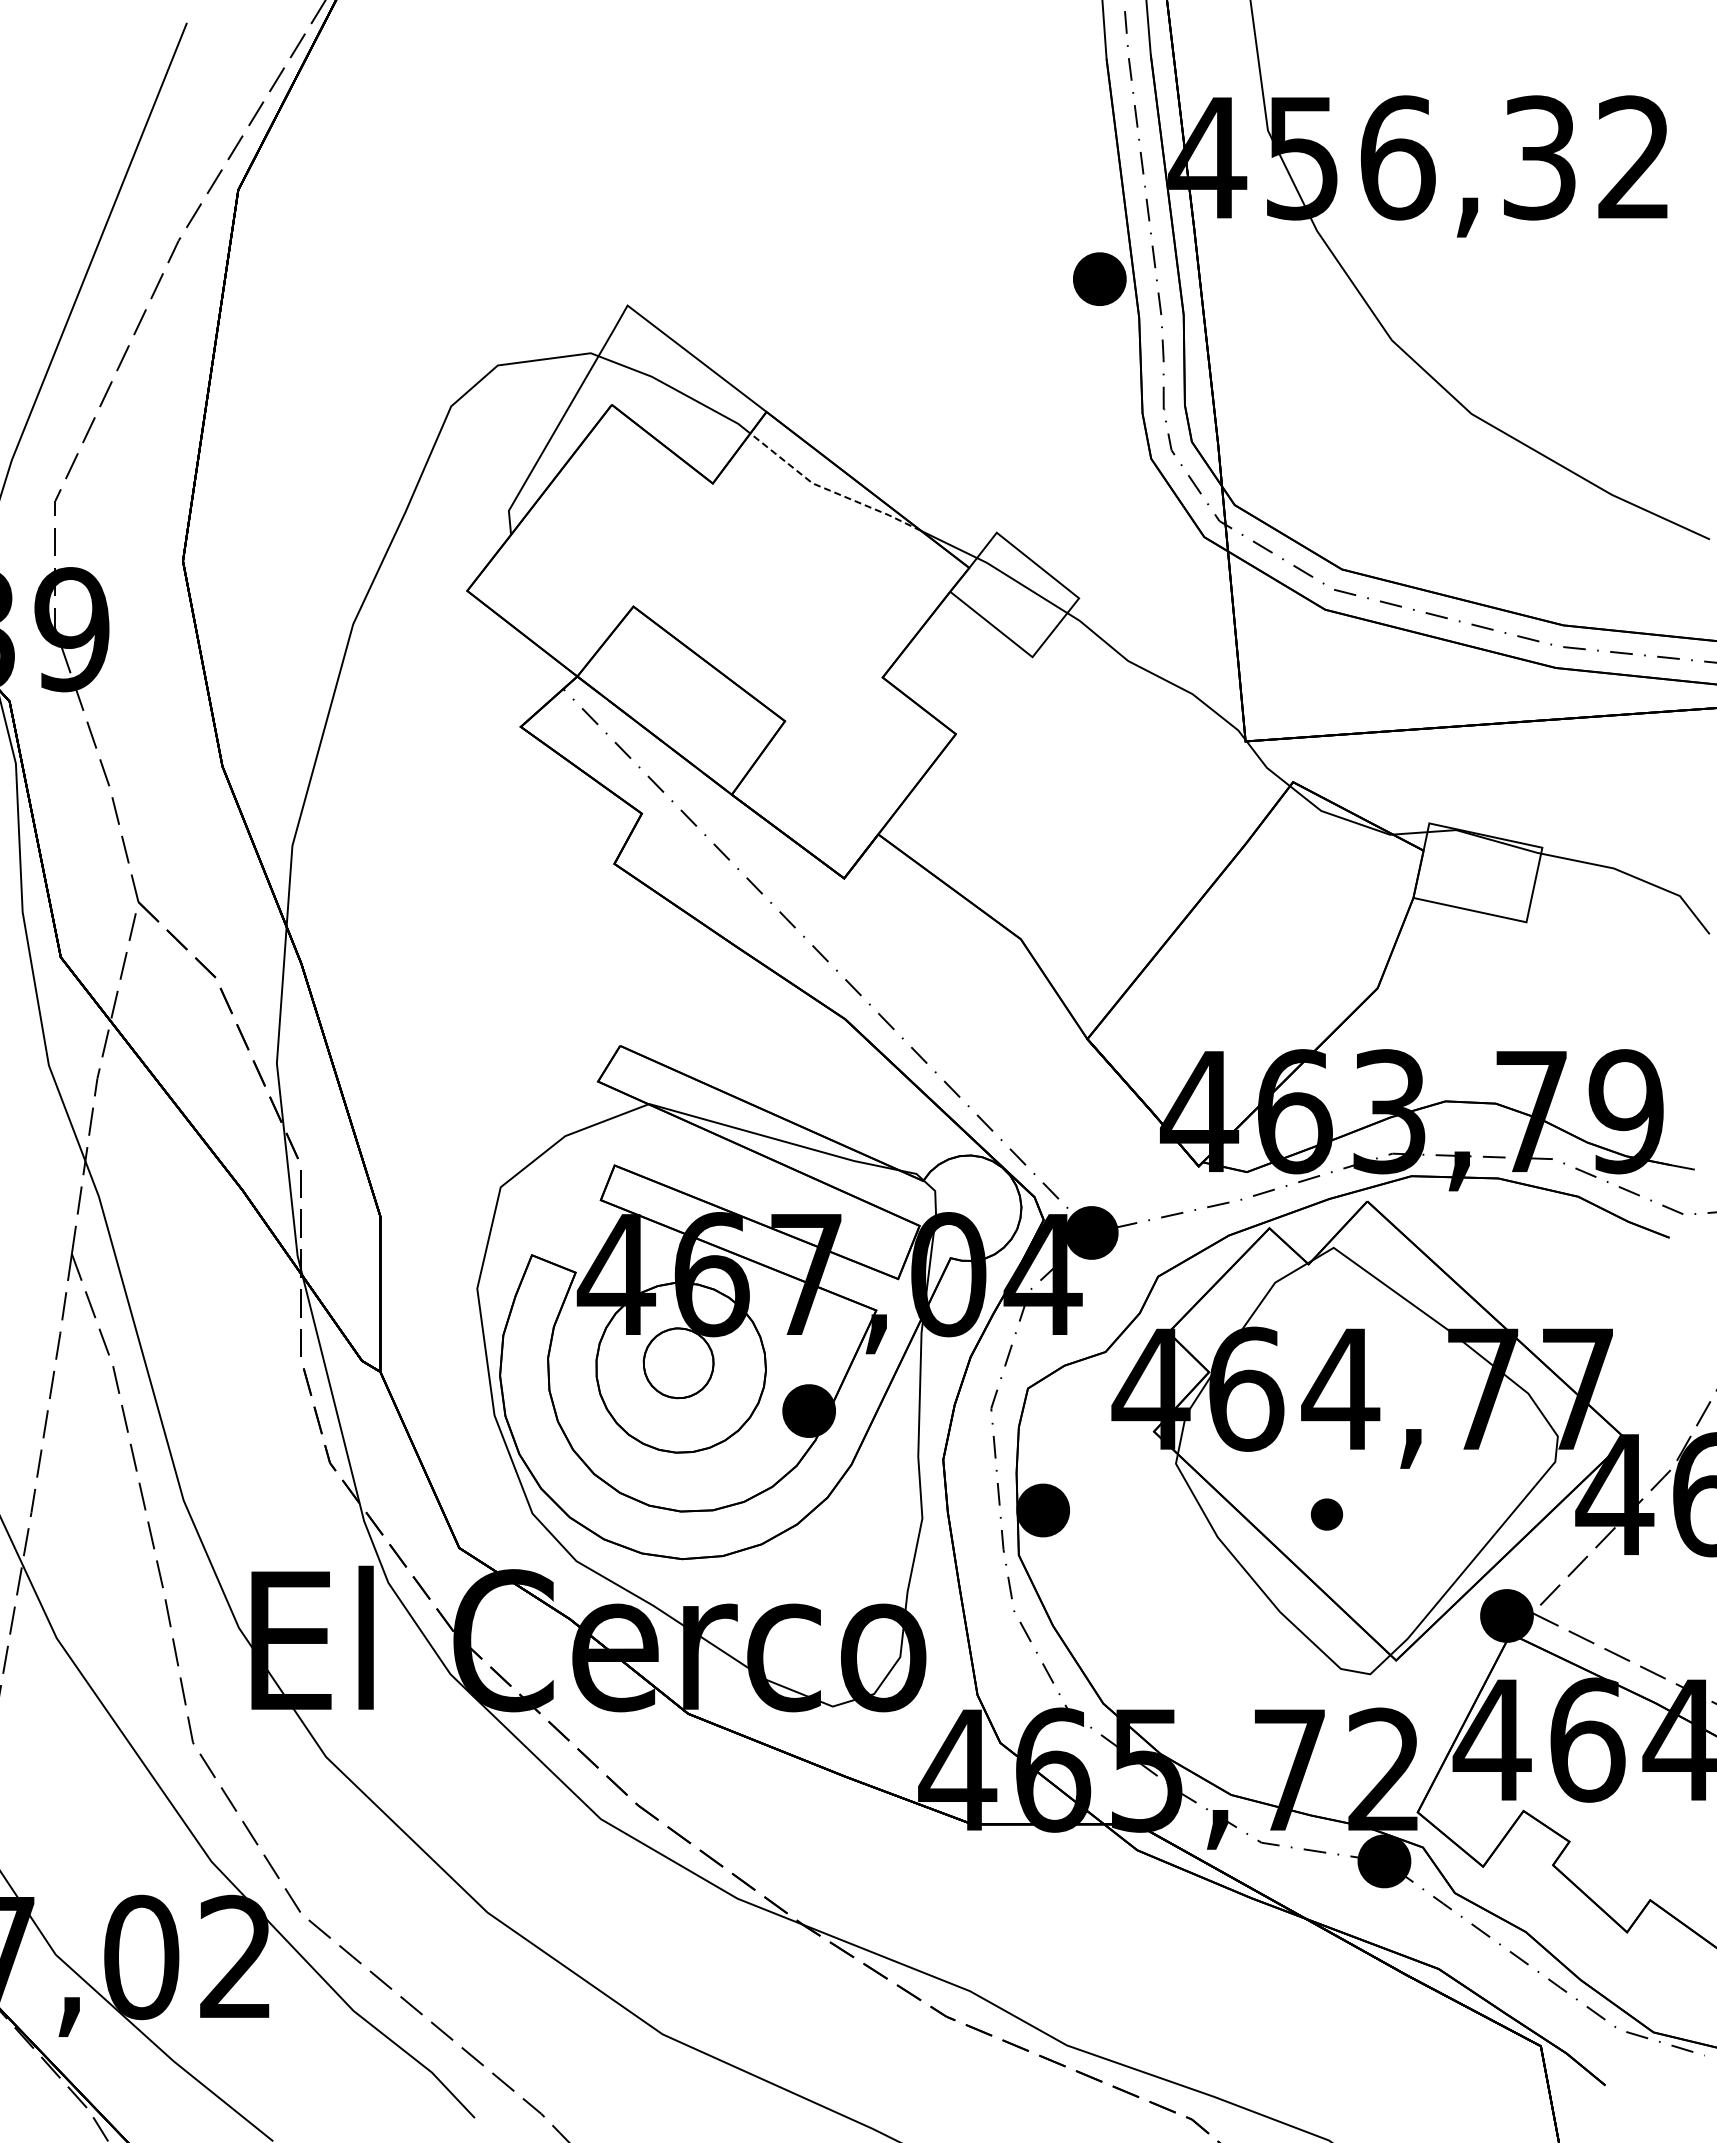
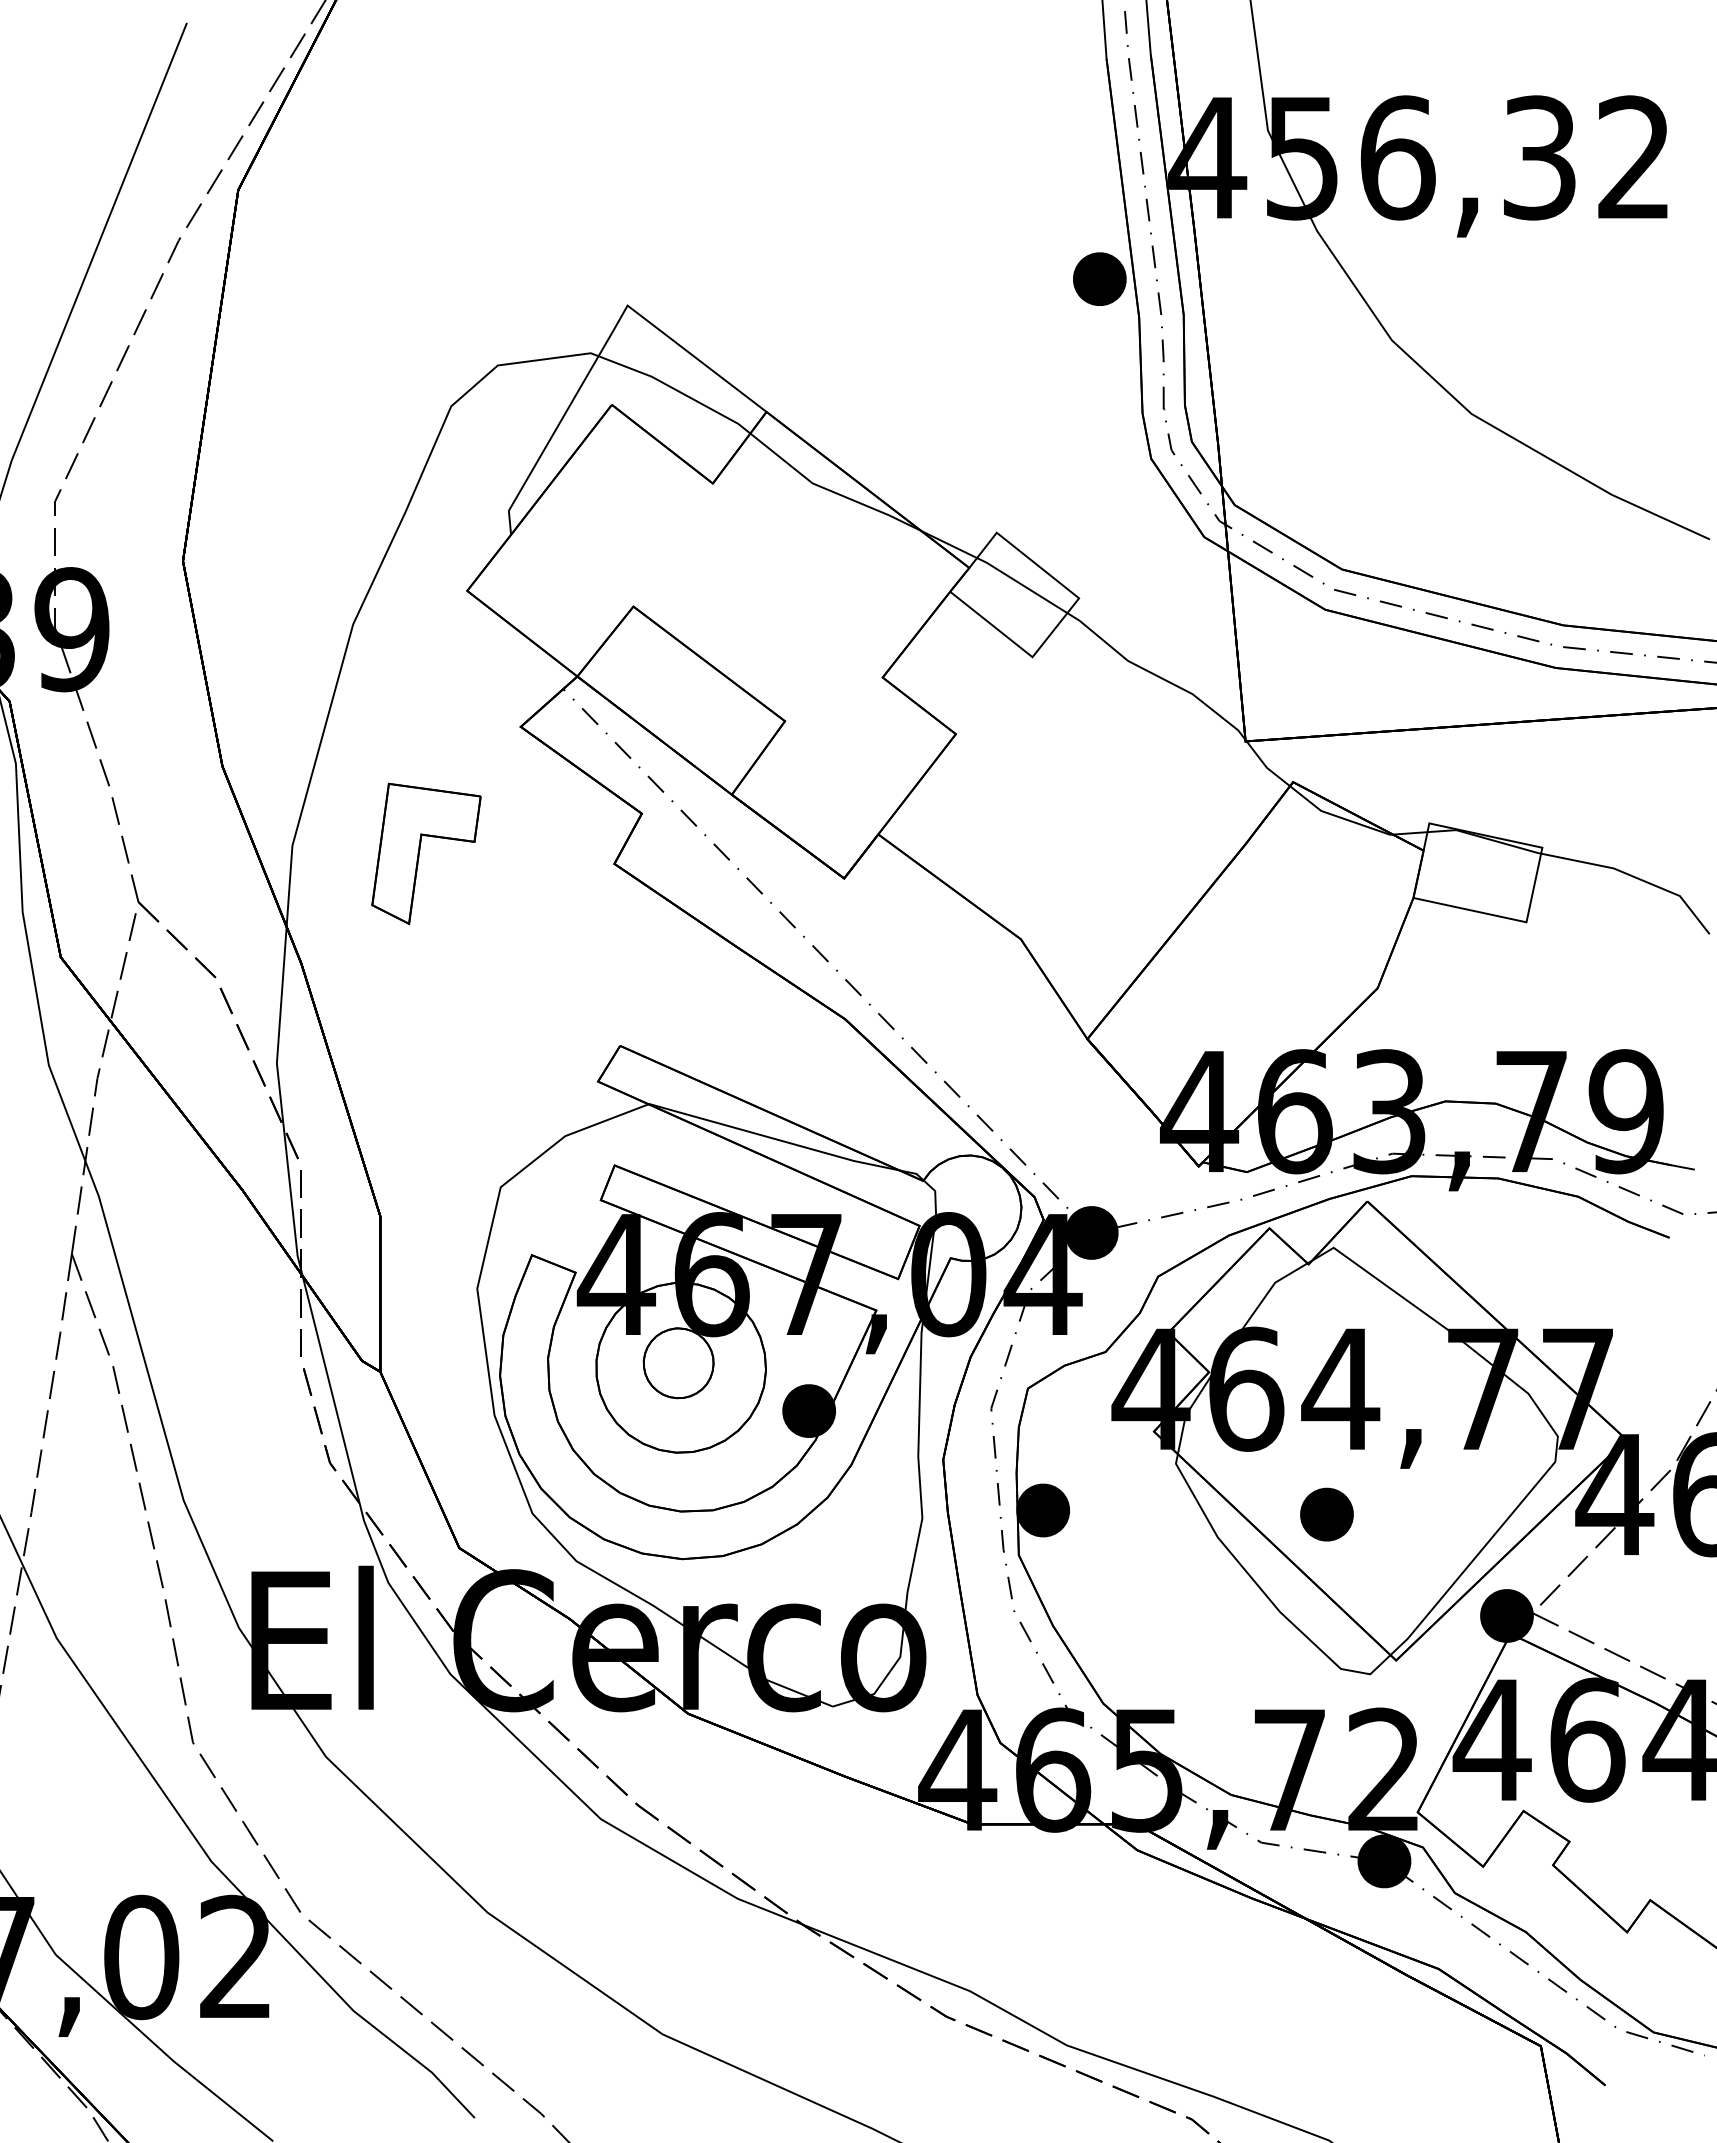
line: dashed -> solid (830, 490)
part: none -> present (420, 850)
part size: 32x33 px -> 54x55 px (1326, 1514)
